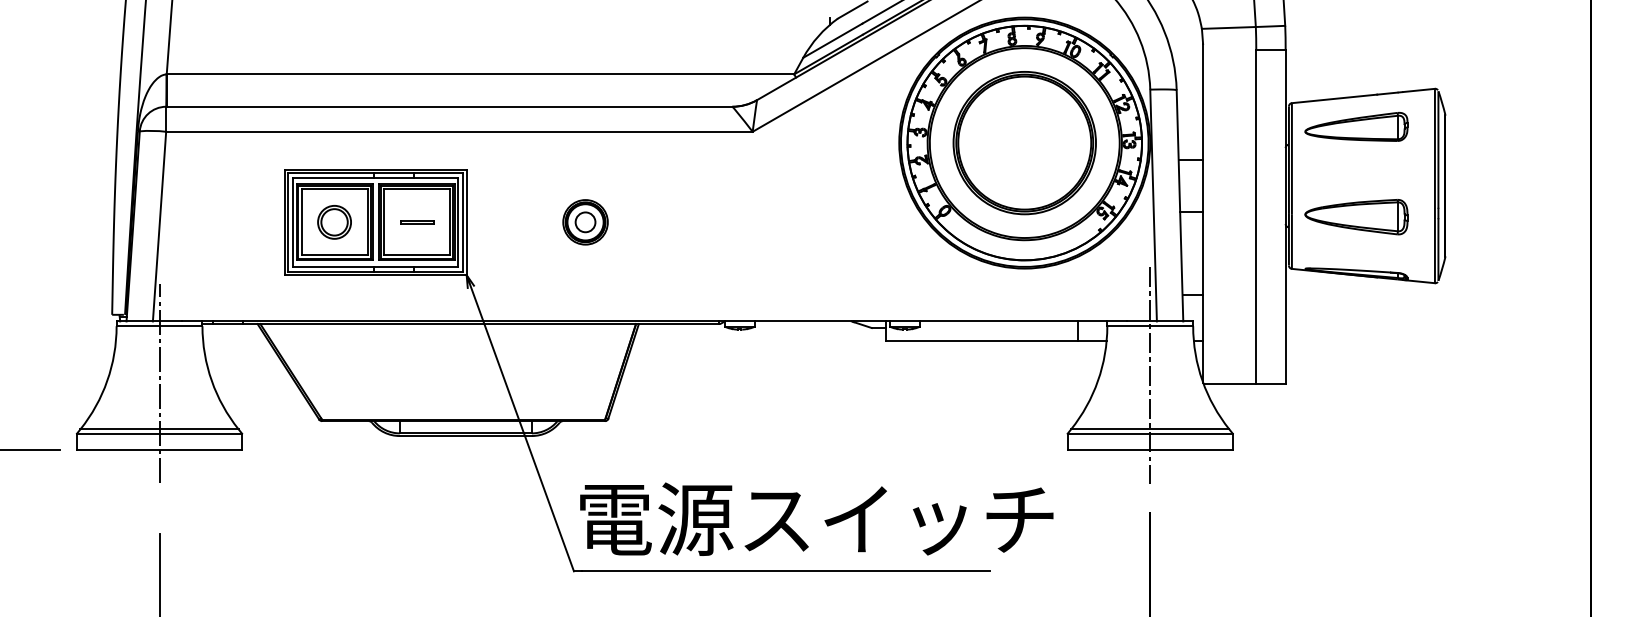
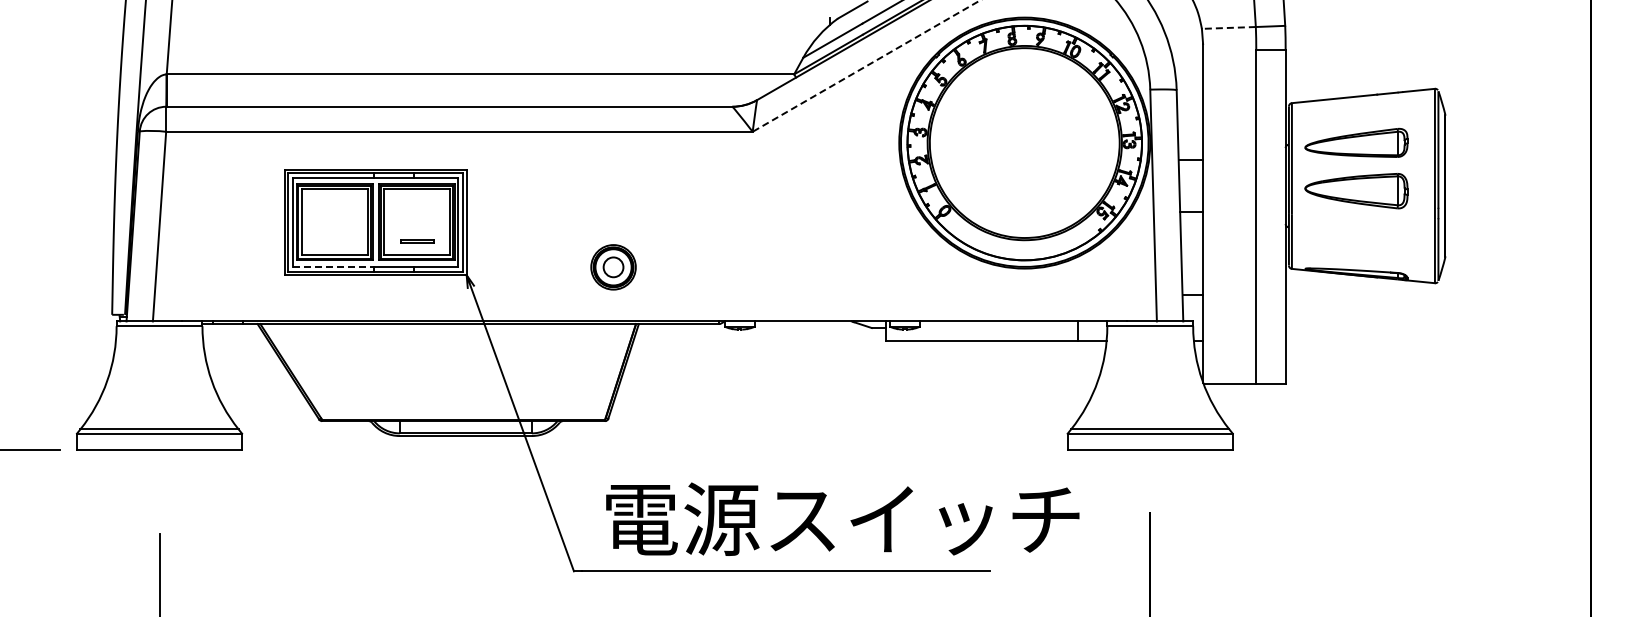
line: solid -> dashed (1228, 27)
line: solid -> dashed (866, 65)
part position: (1356, 126) -> (1356, 142) (1356, 142)
part: present -> none (1024, 143)
part position: (1356, 217) -> (1356, 191) (1356, 191)
line position: (417, 221) -> (417, 240) (417, 240)
part: present -> none (334, 222)
part position: (585, 222) -> (613, 267) (613, 267)
line: solid -> dashed (334, 266)
line: present -> none (1150, 374)
line: present -> none (159, 383)
text position: (816, 518) -> (842, 518) (842, 518)
